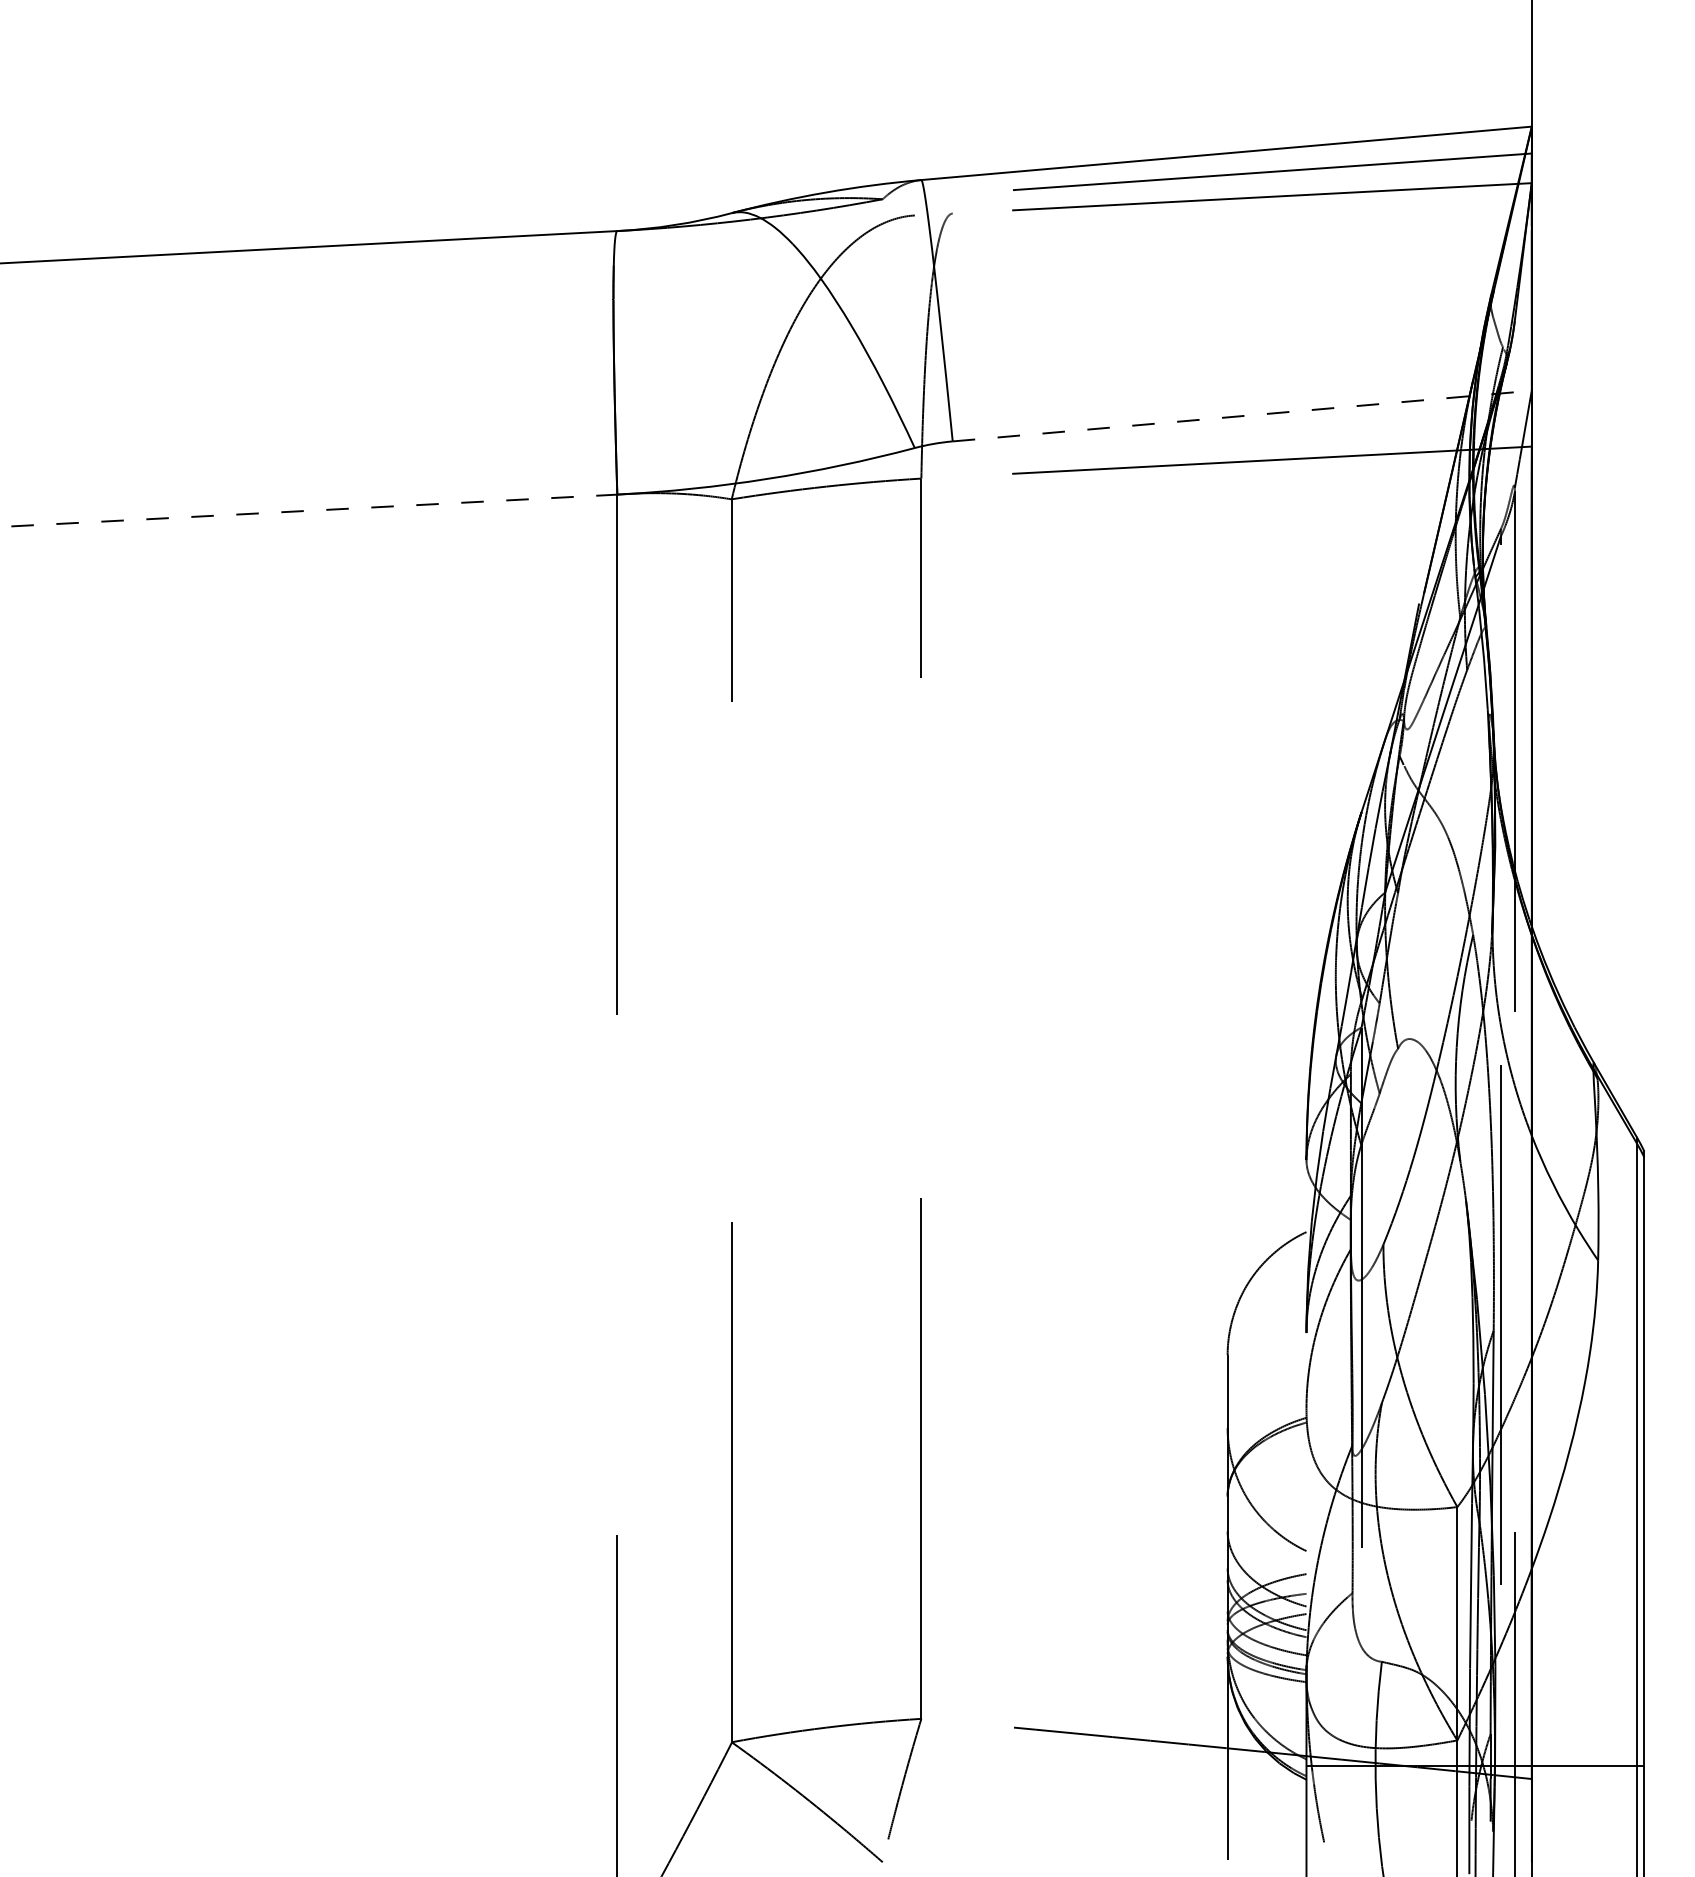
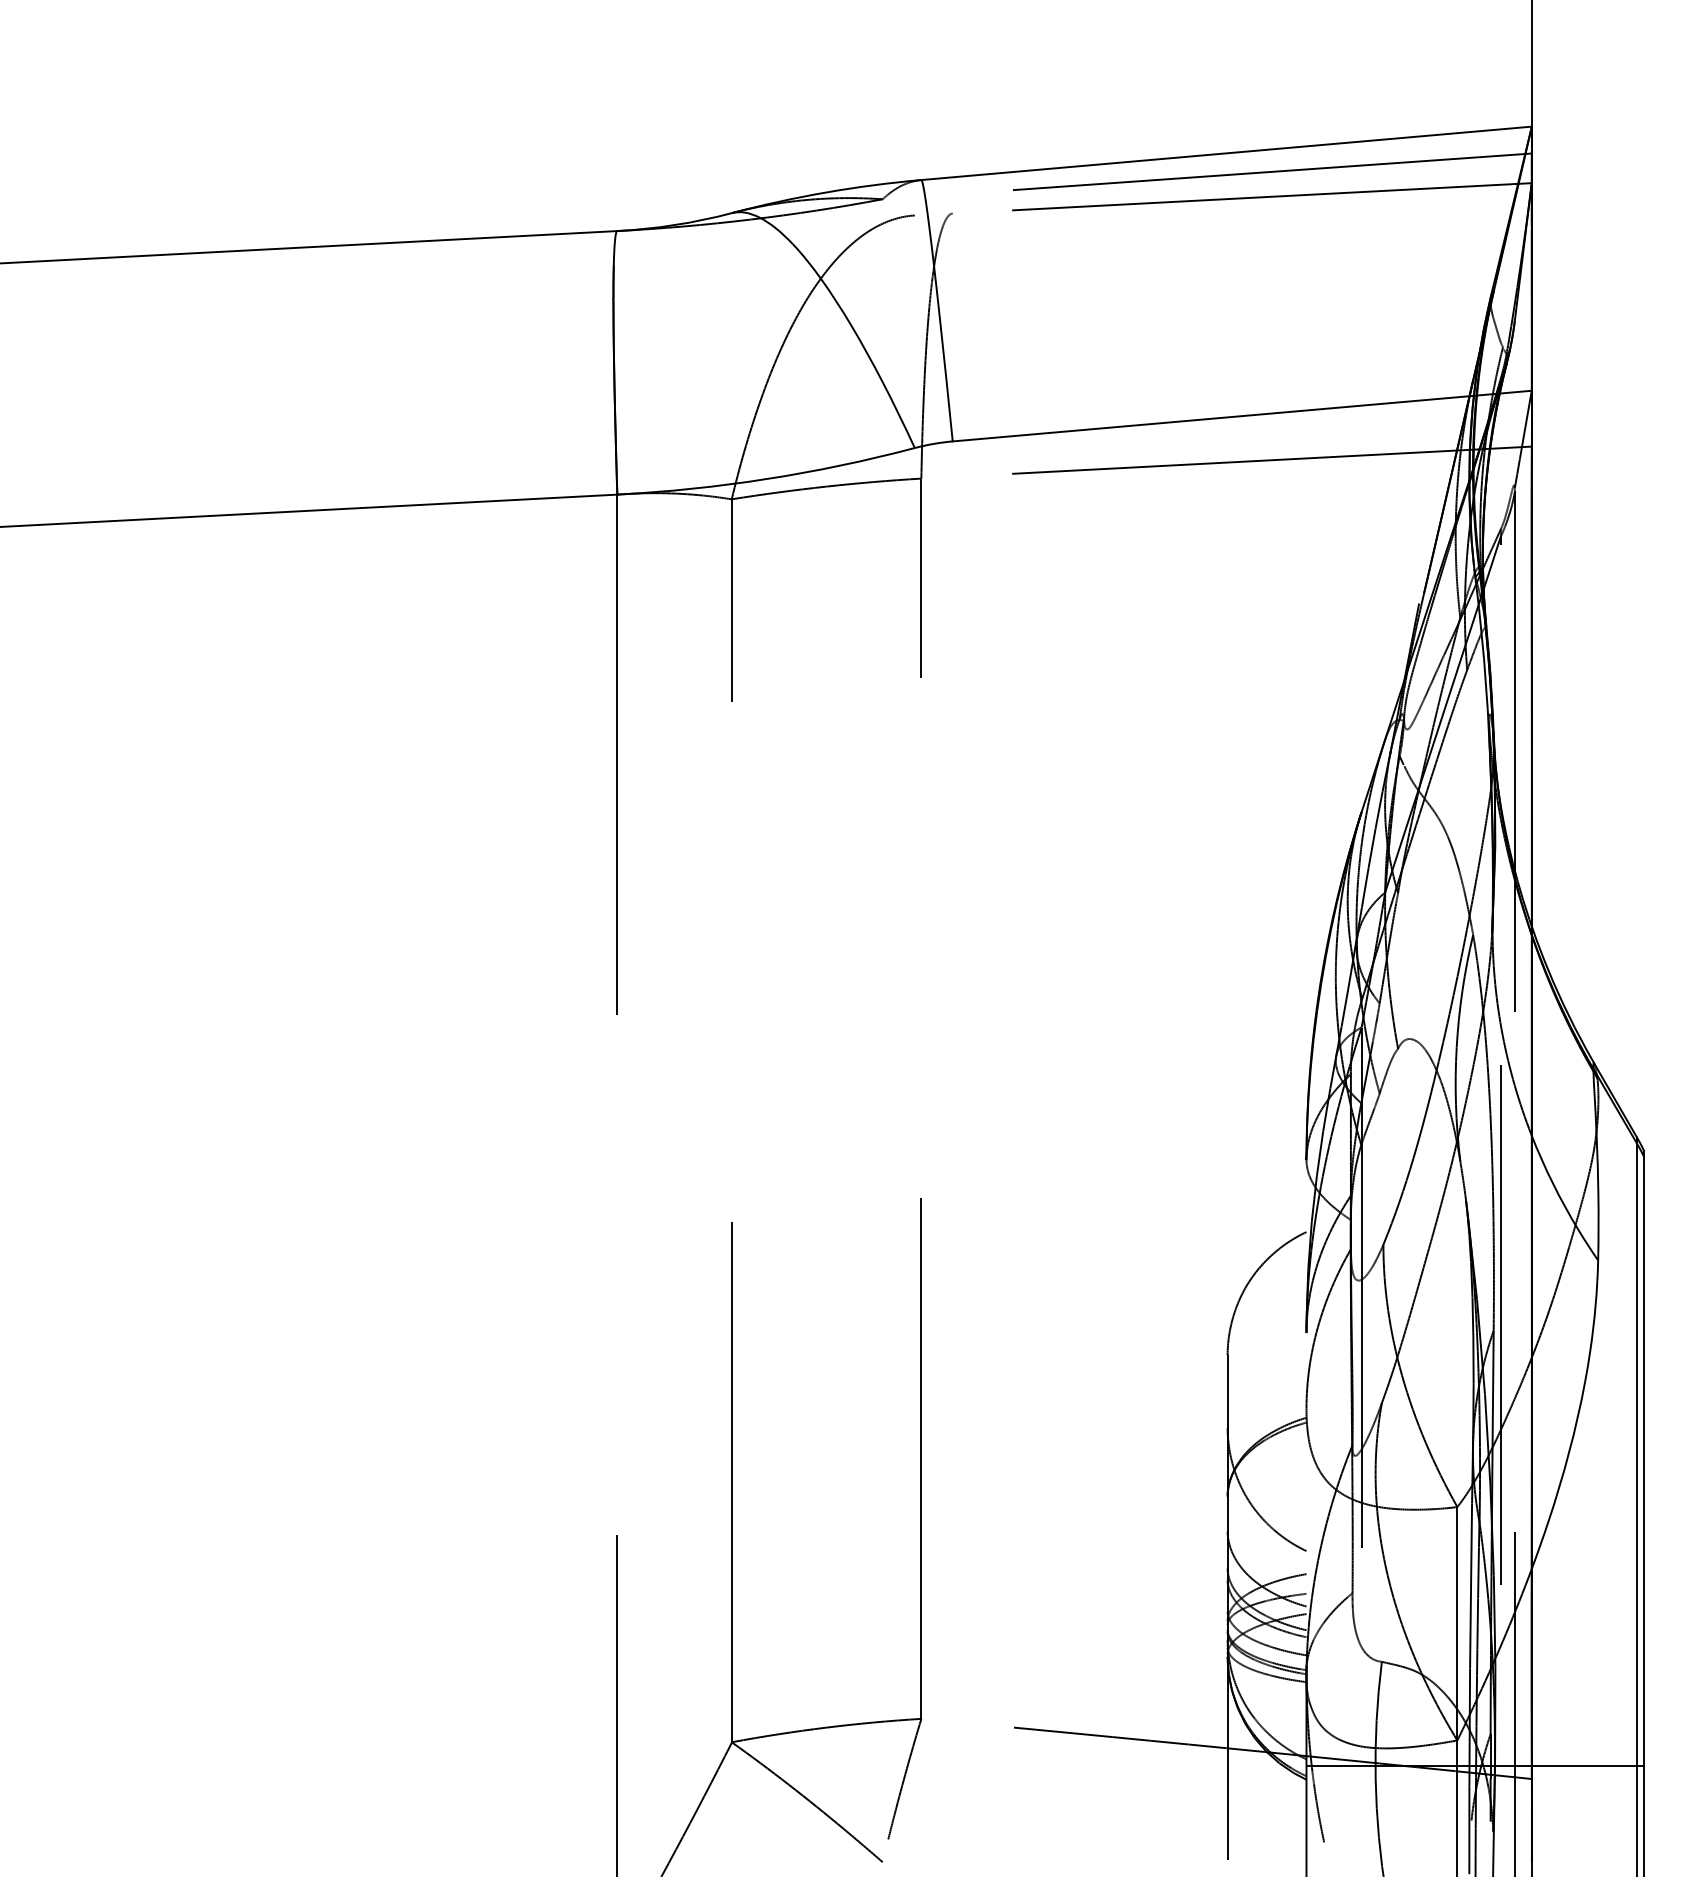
line: dashed -> solid (1242, 416)
line: dashed -> solid (308, 510)
